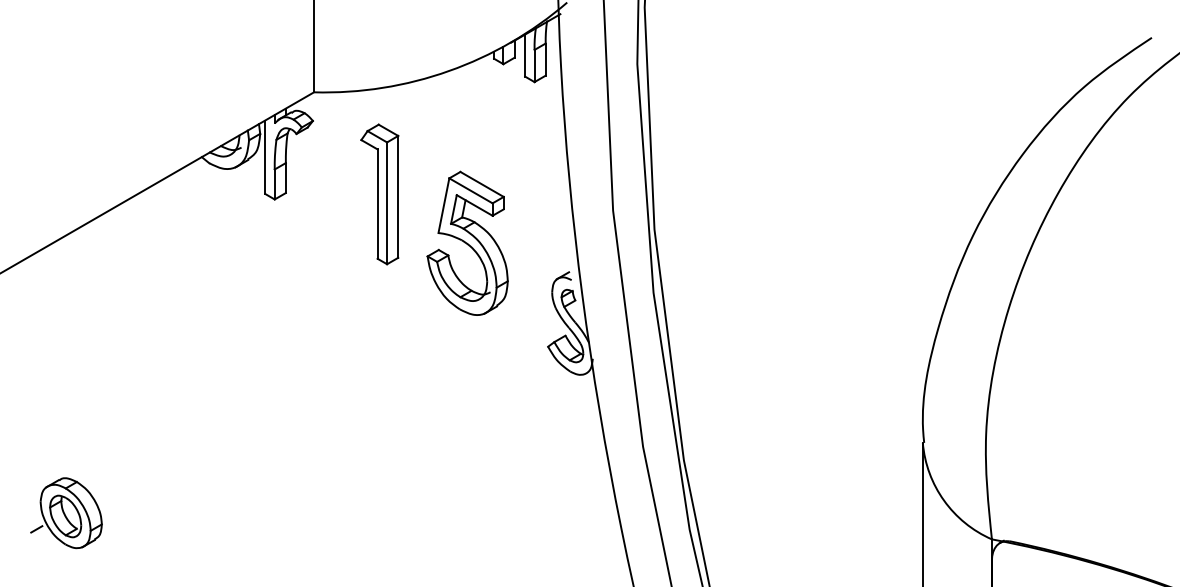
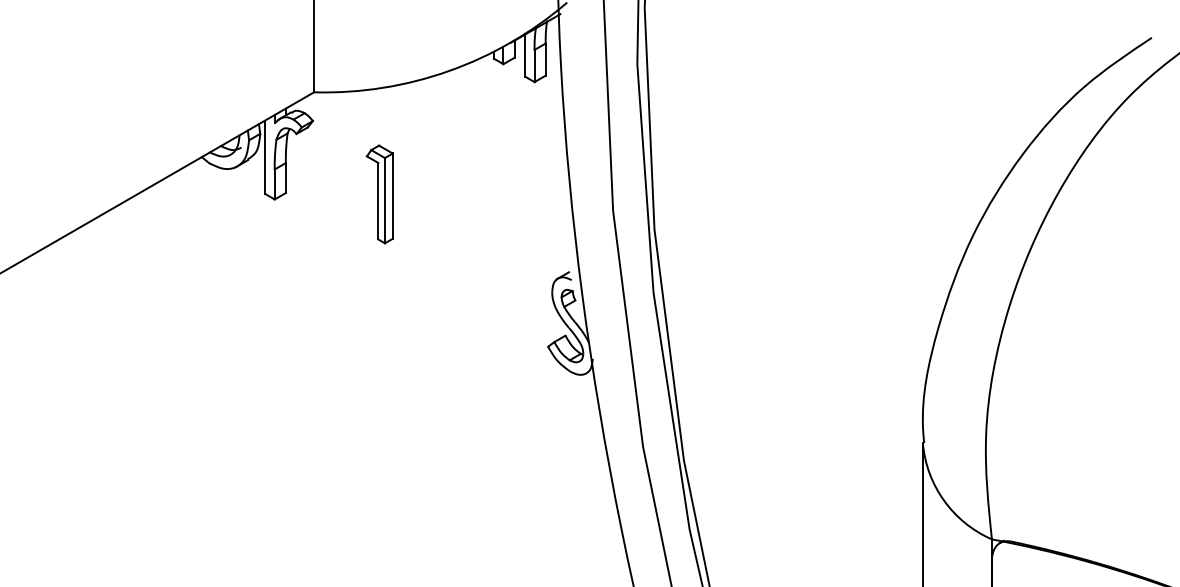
part size: 40x143 px -> 29x101 px (379, 194)
part: present -> none (467, 242)
part: present -> none (66, 513)
